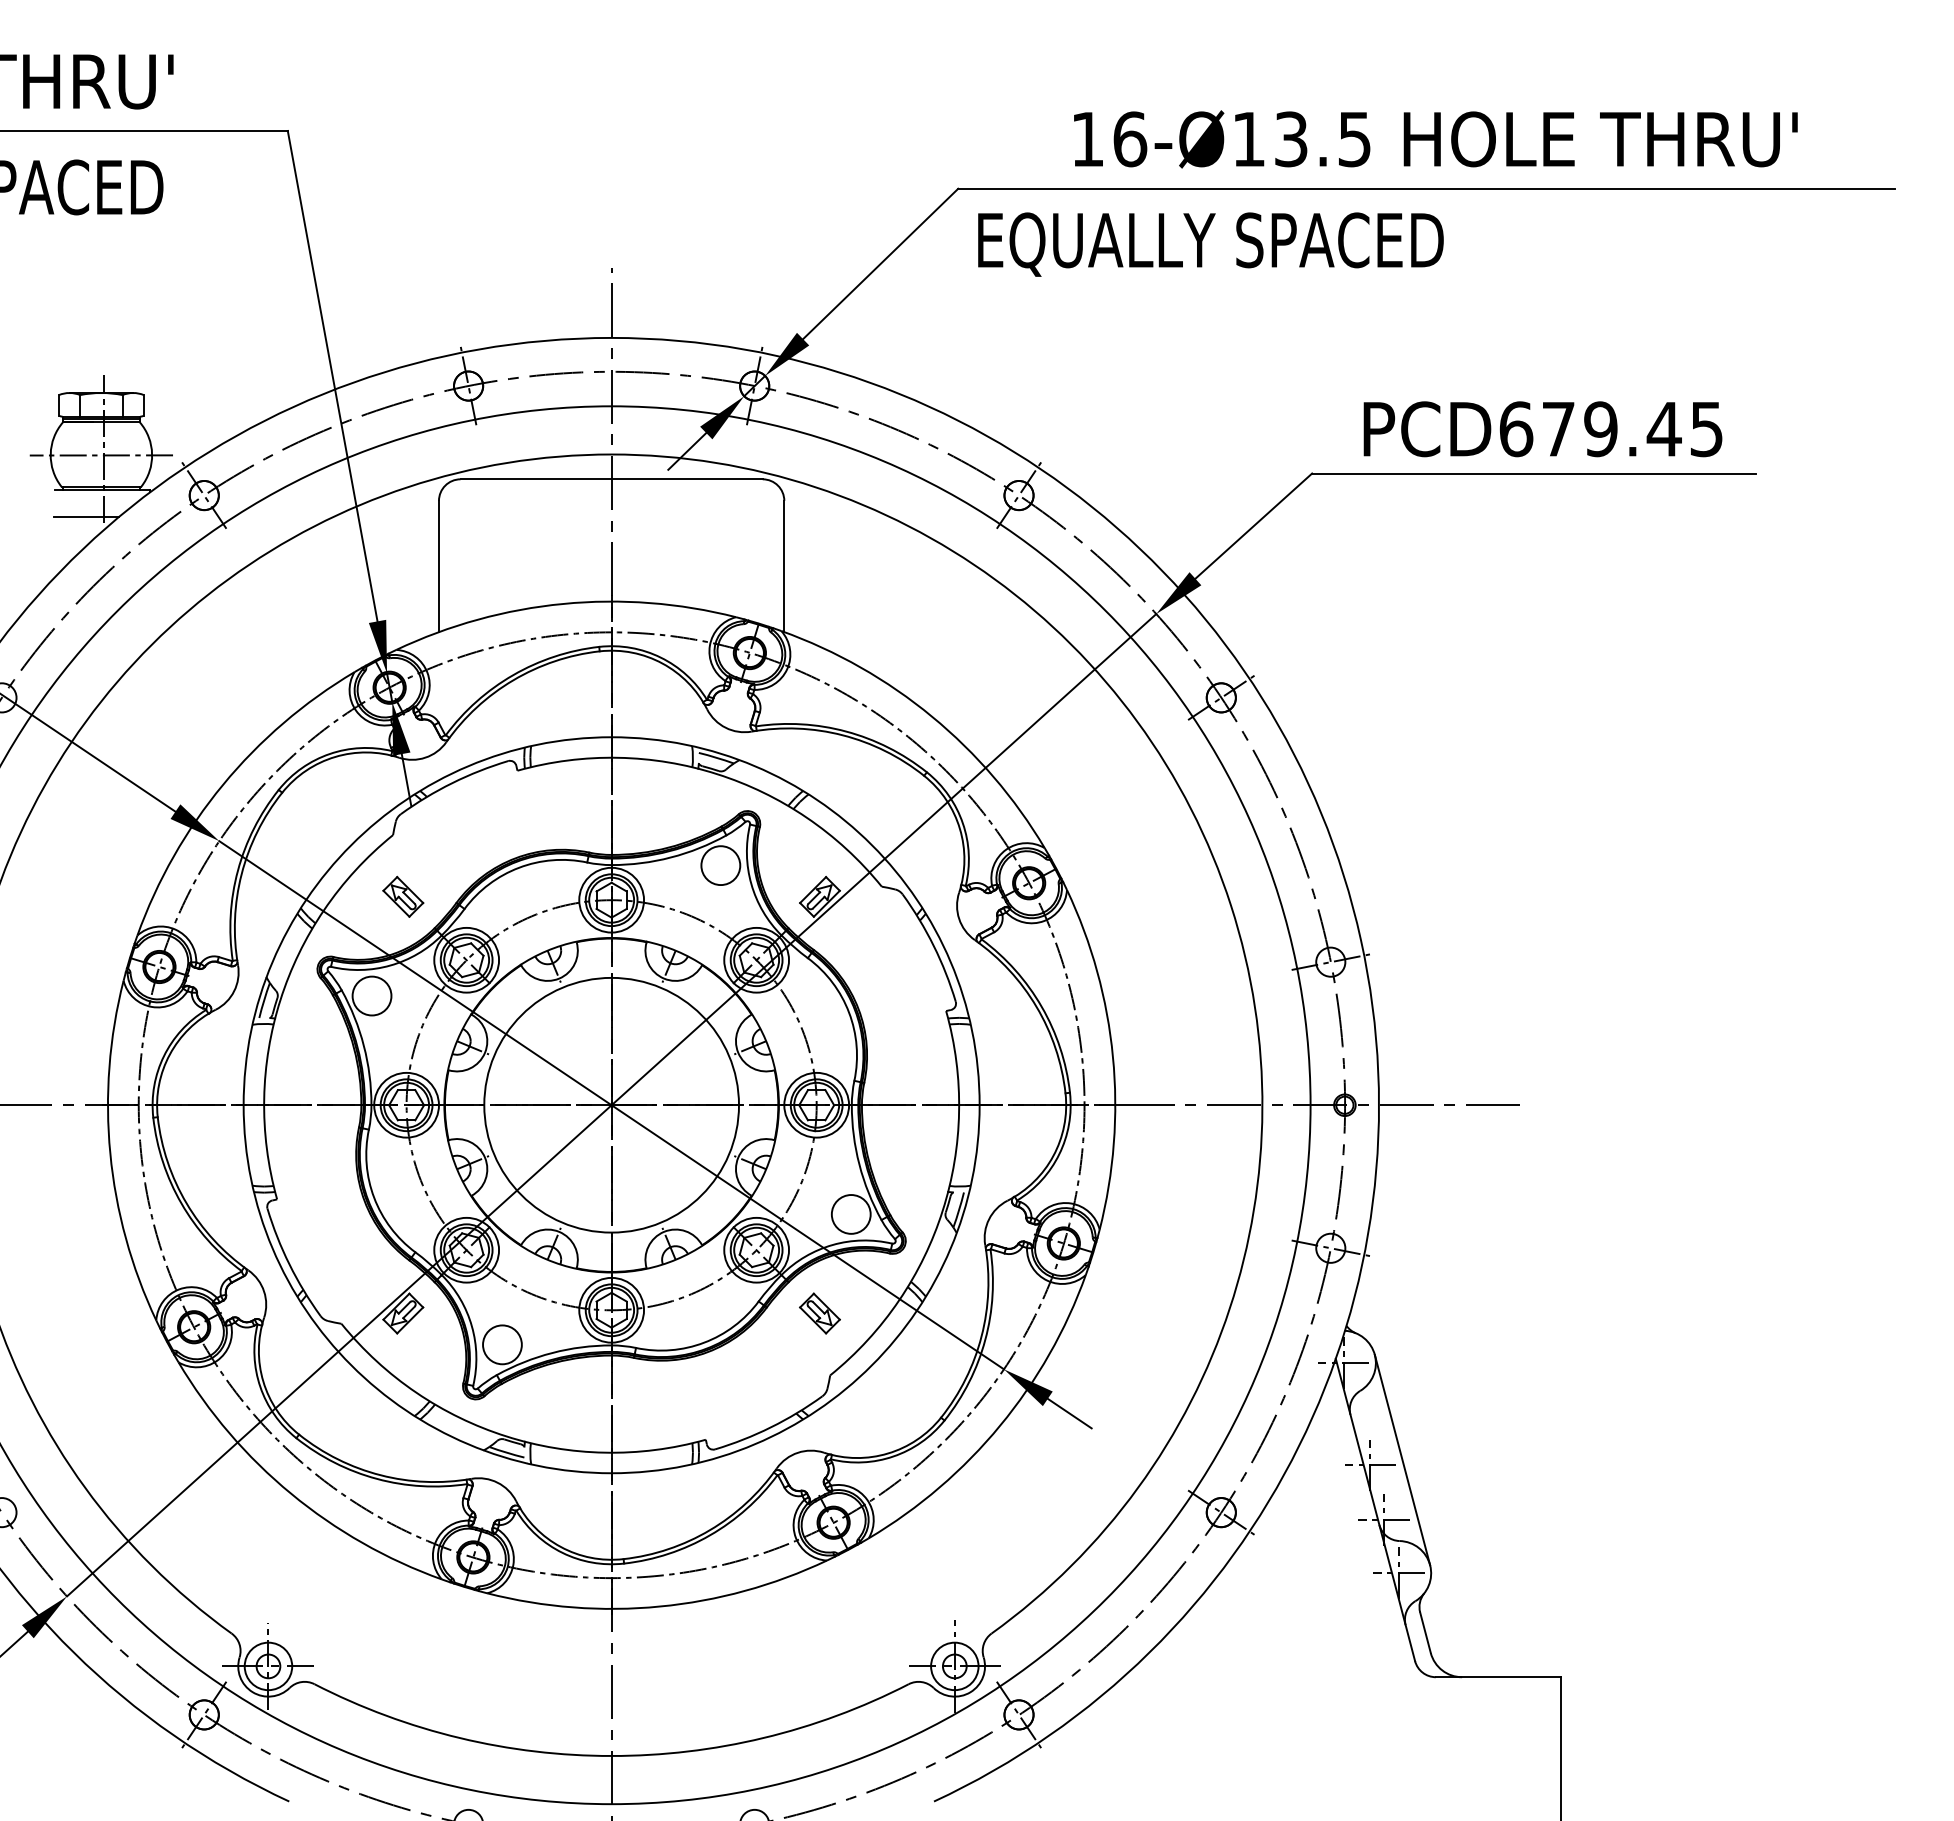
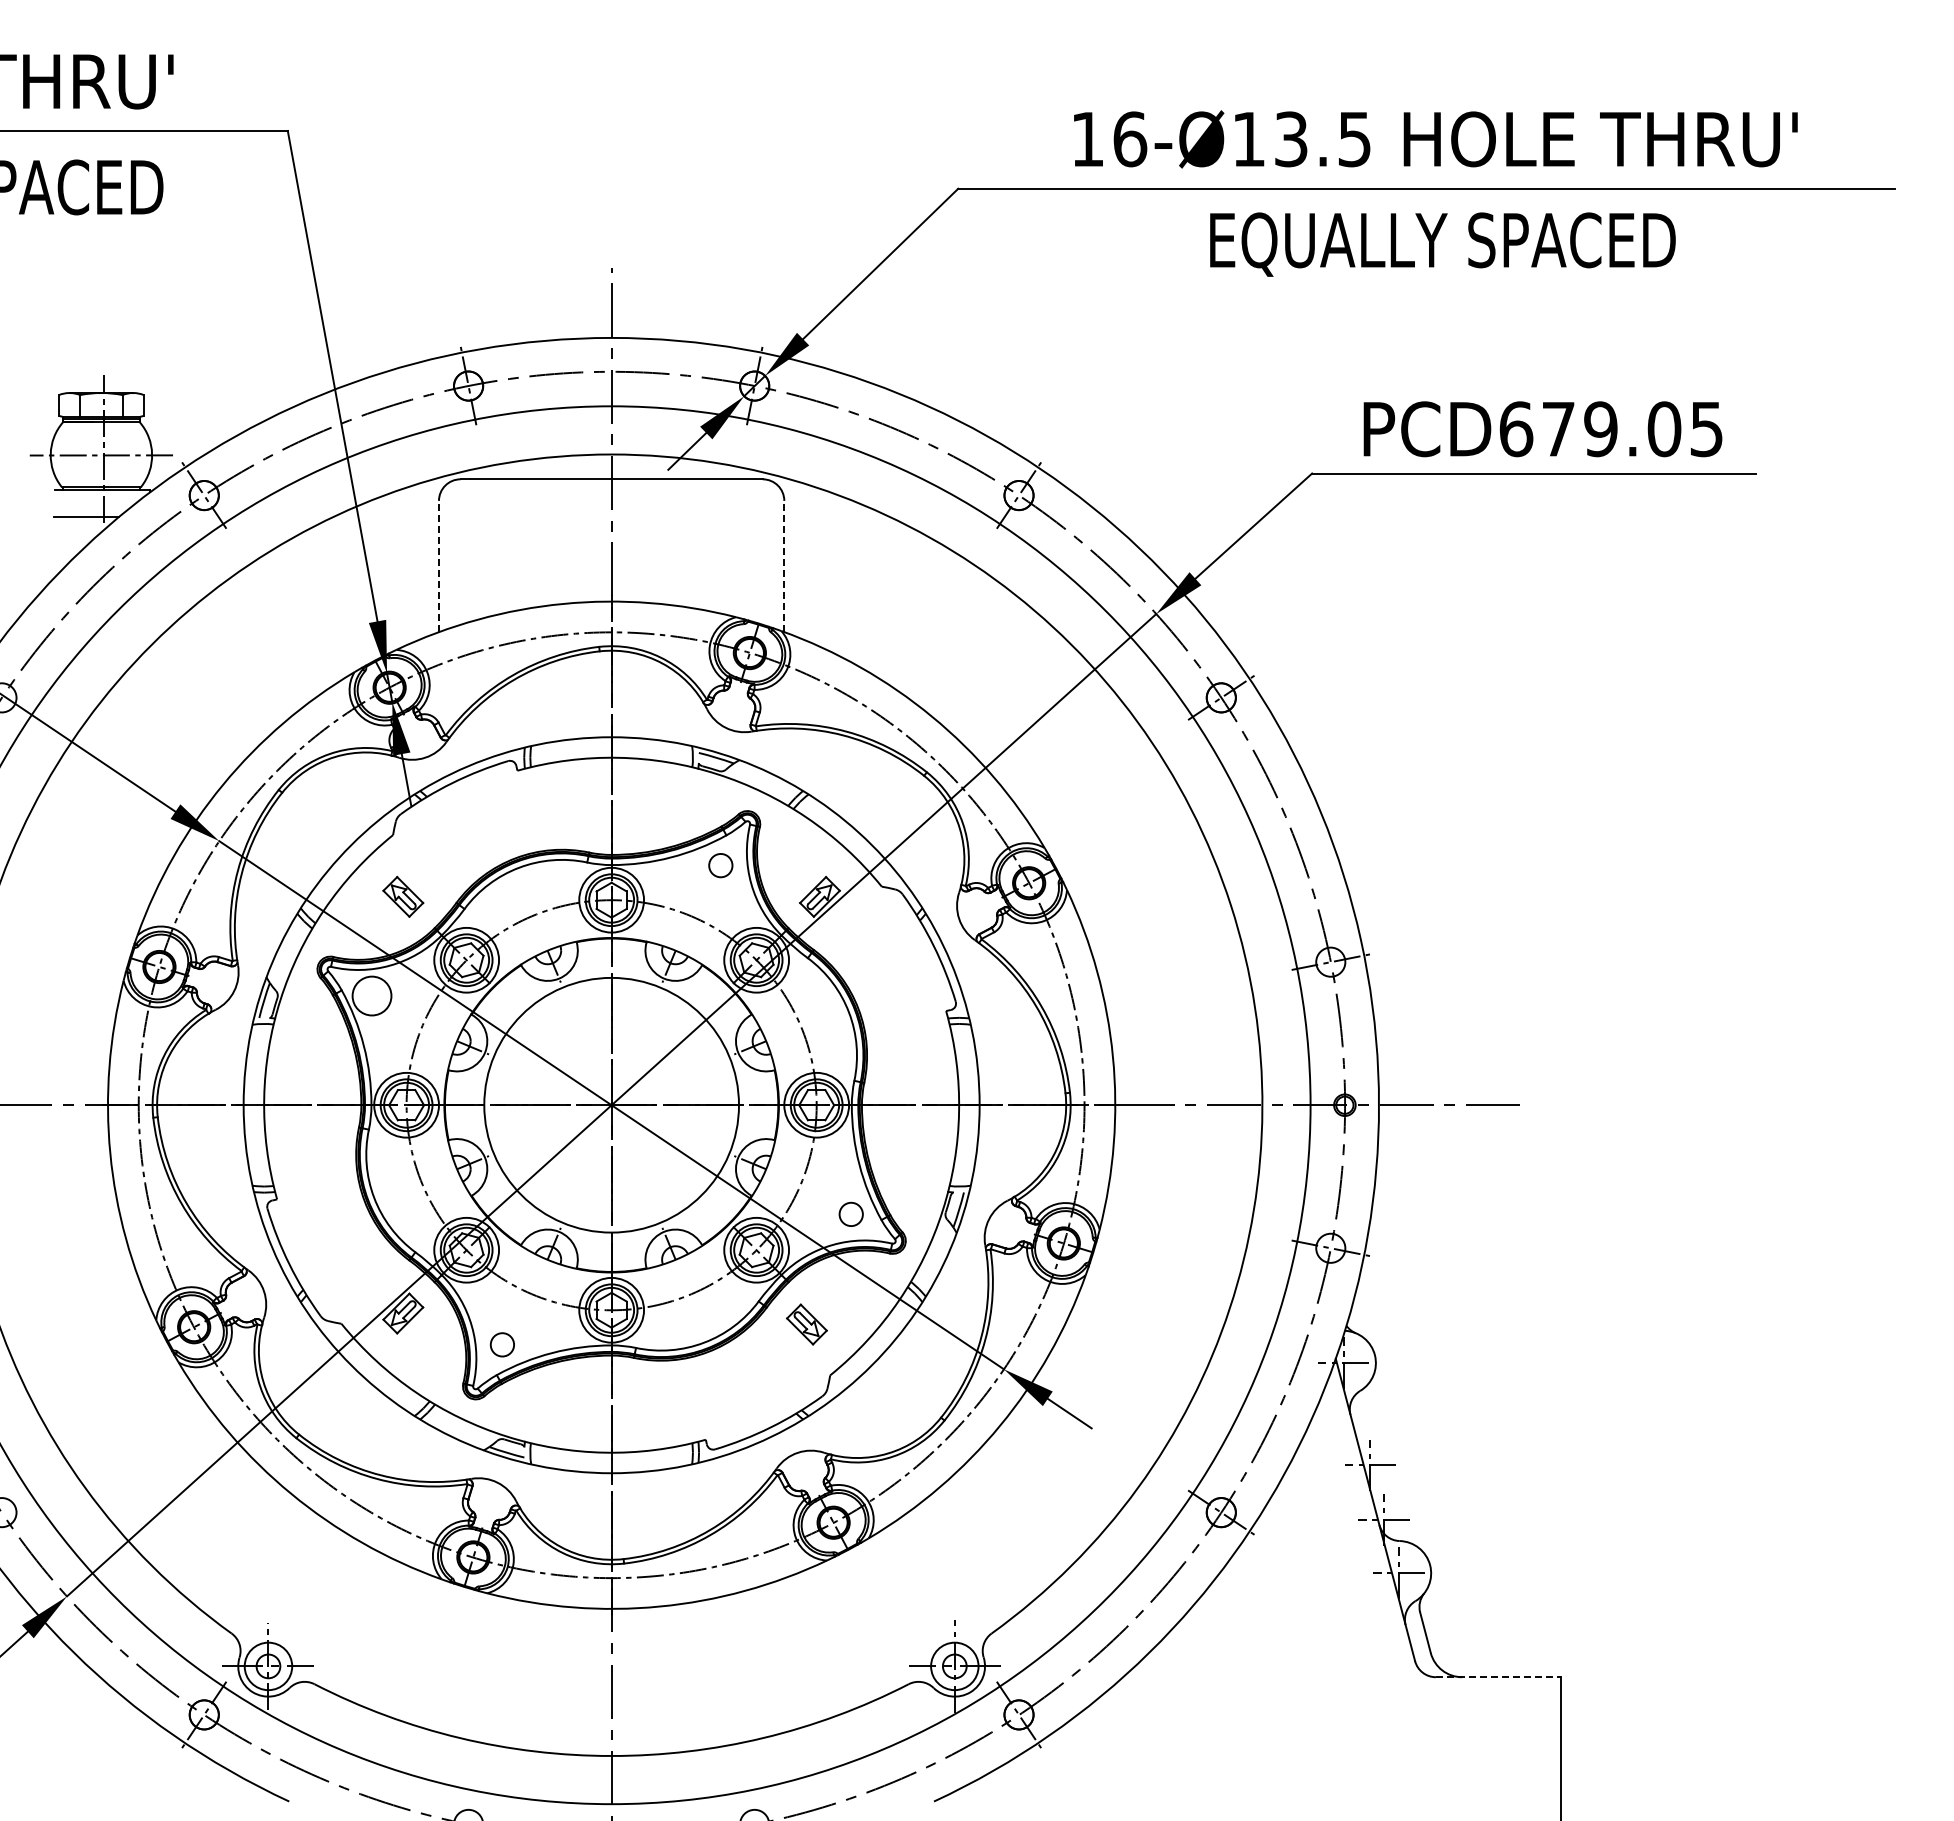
text position: (1210, 244) -> (1442, 244) (1442, 244)
text: PCD679.45 -> PCD679.05 (1663, 429)
line: solid -> dashed (438, 566)
line: solid -> dashed (784, 566)
circle diameter: 39 px -> 23 px (720, 865)
circle diameter: 39 px -> 23 px (850, 1214)
part position: (819, 1313) -> (806, 1324) (806, 1324)
circle diameter: 39 px -> 23 px (502, 1344)
line: present -> none (1402, 1459)
line: solid -> dashed (1498, 1677)
